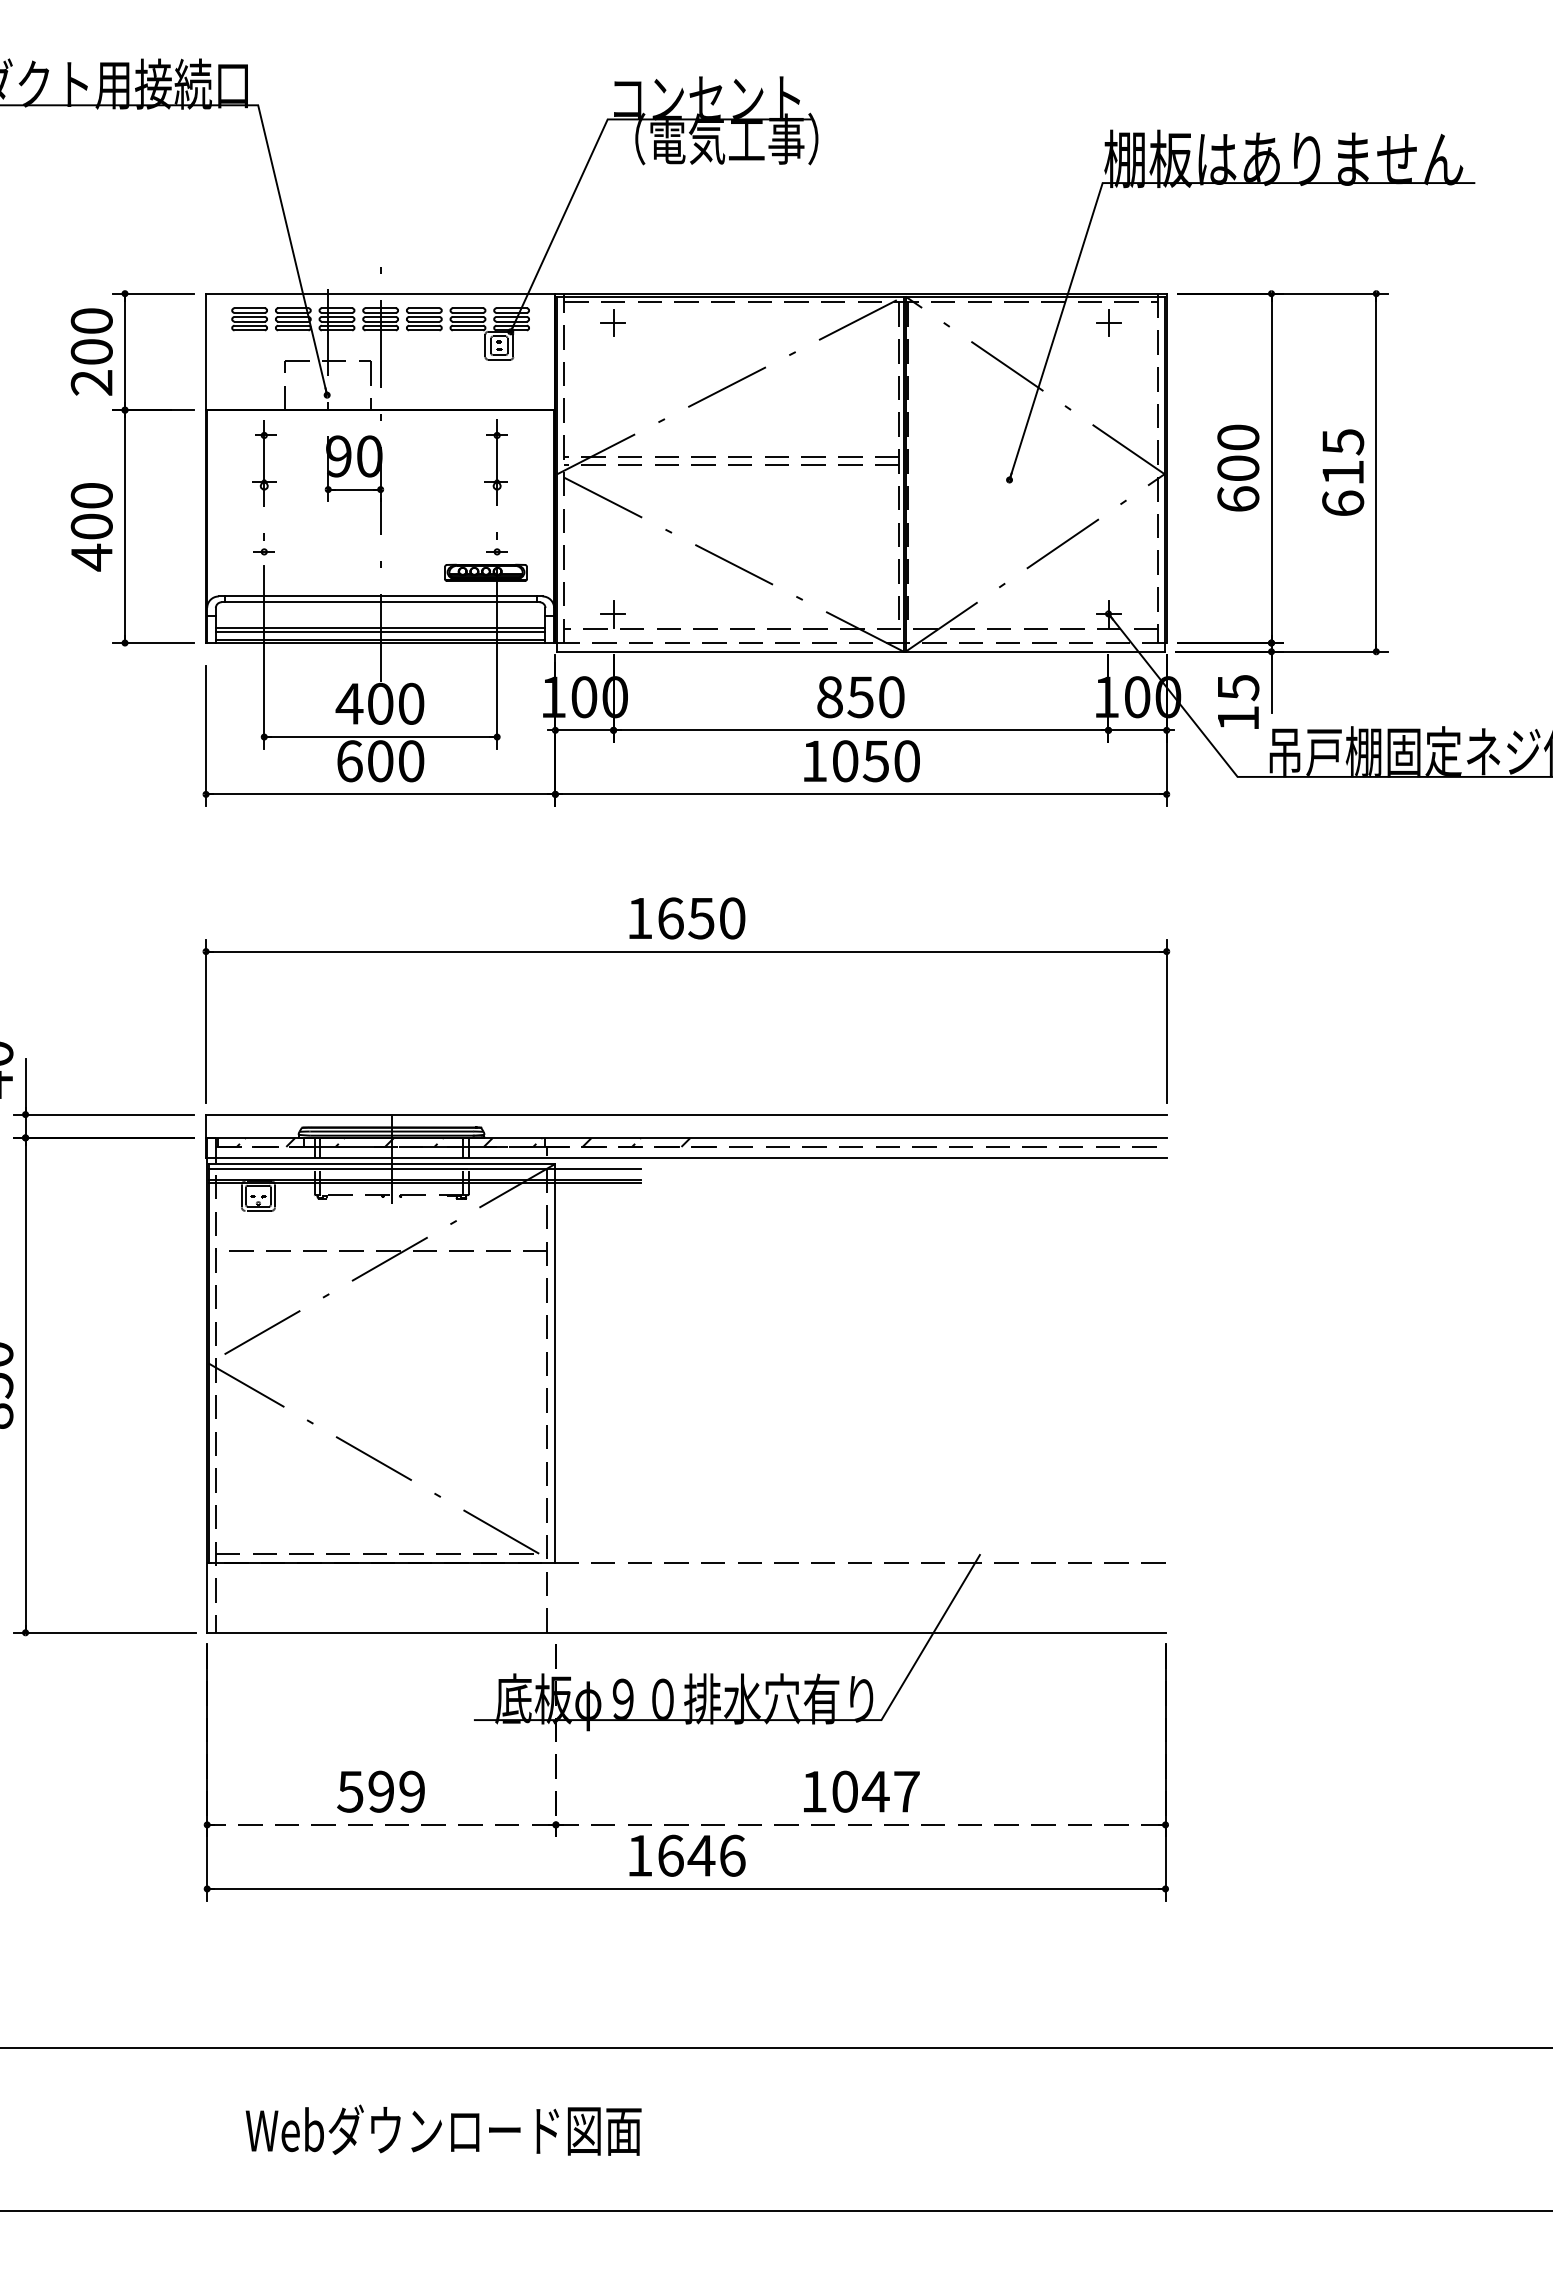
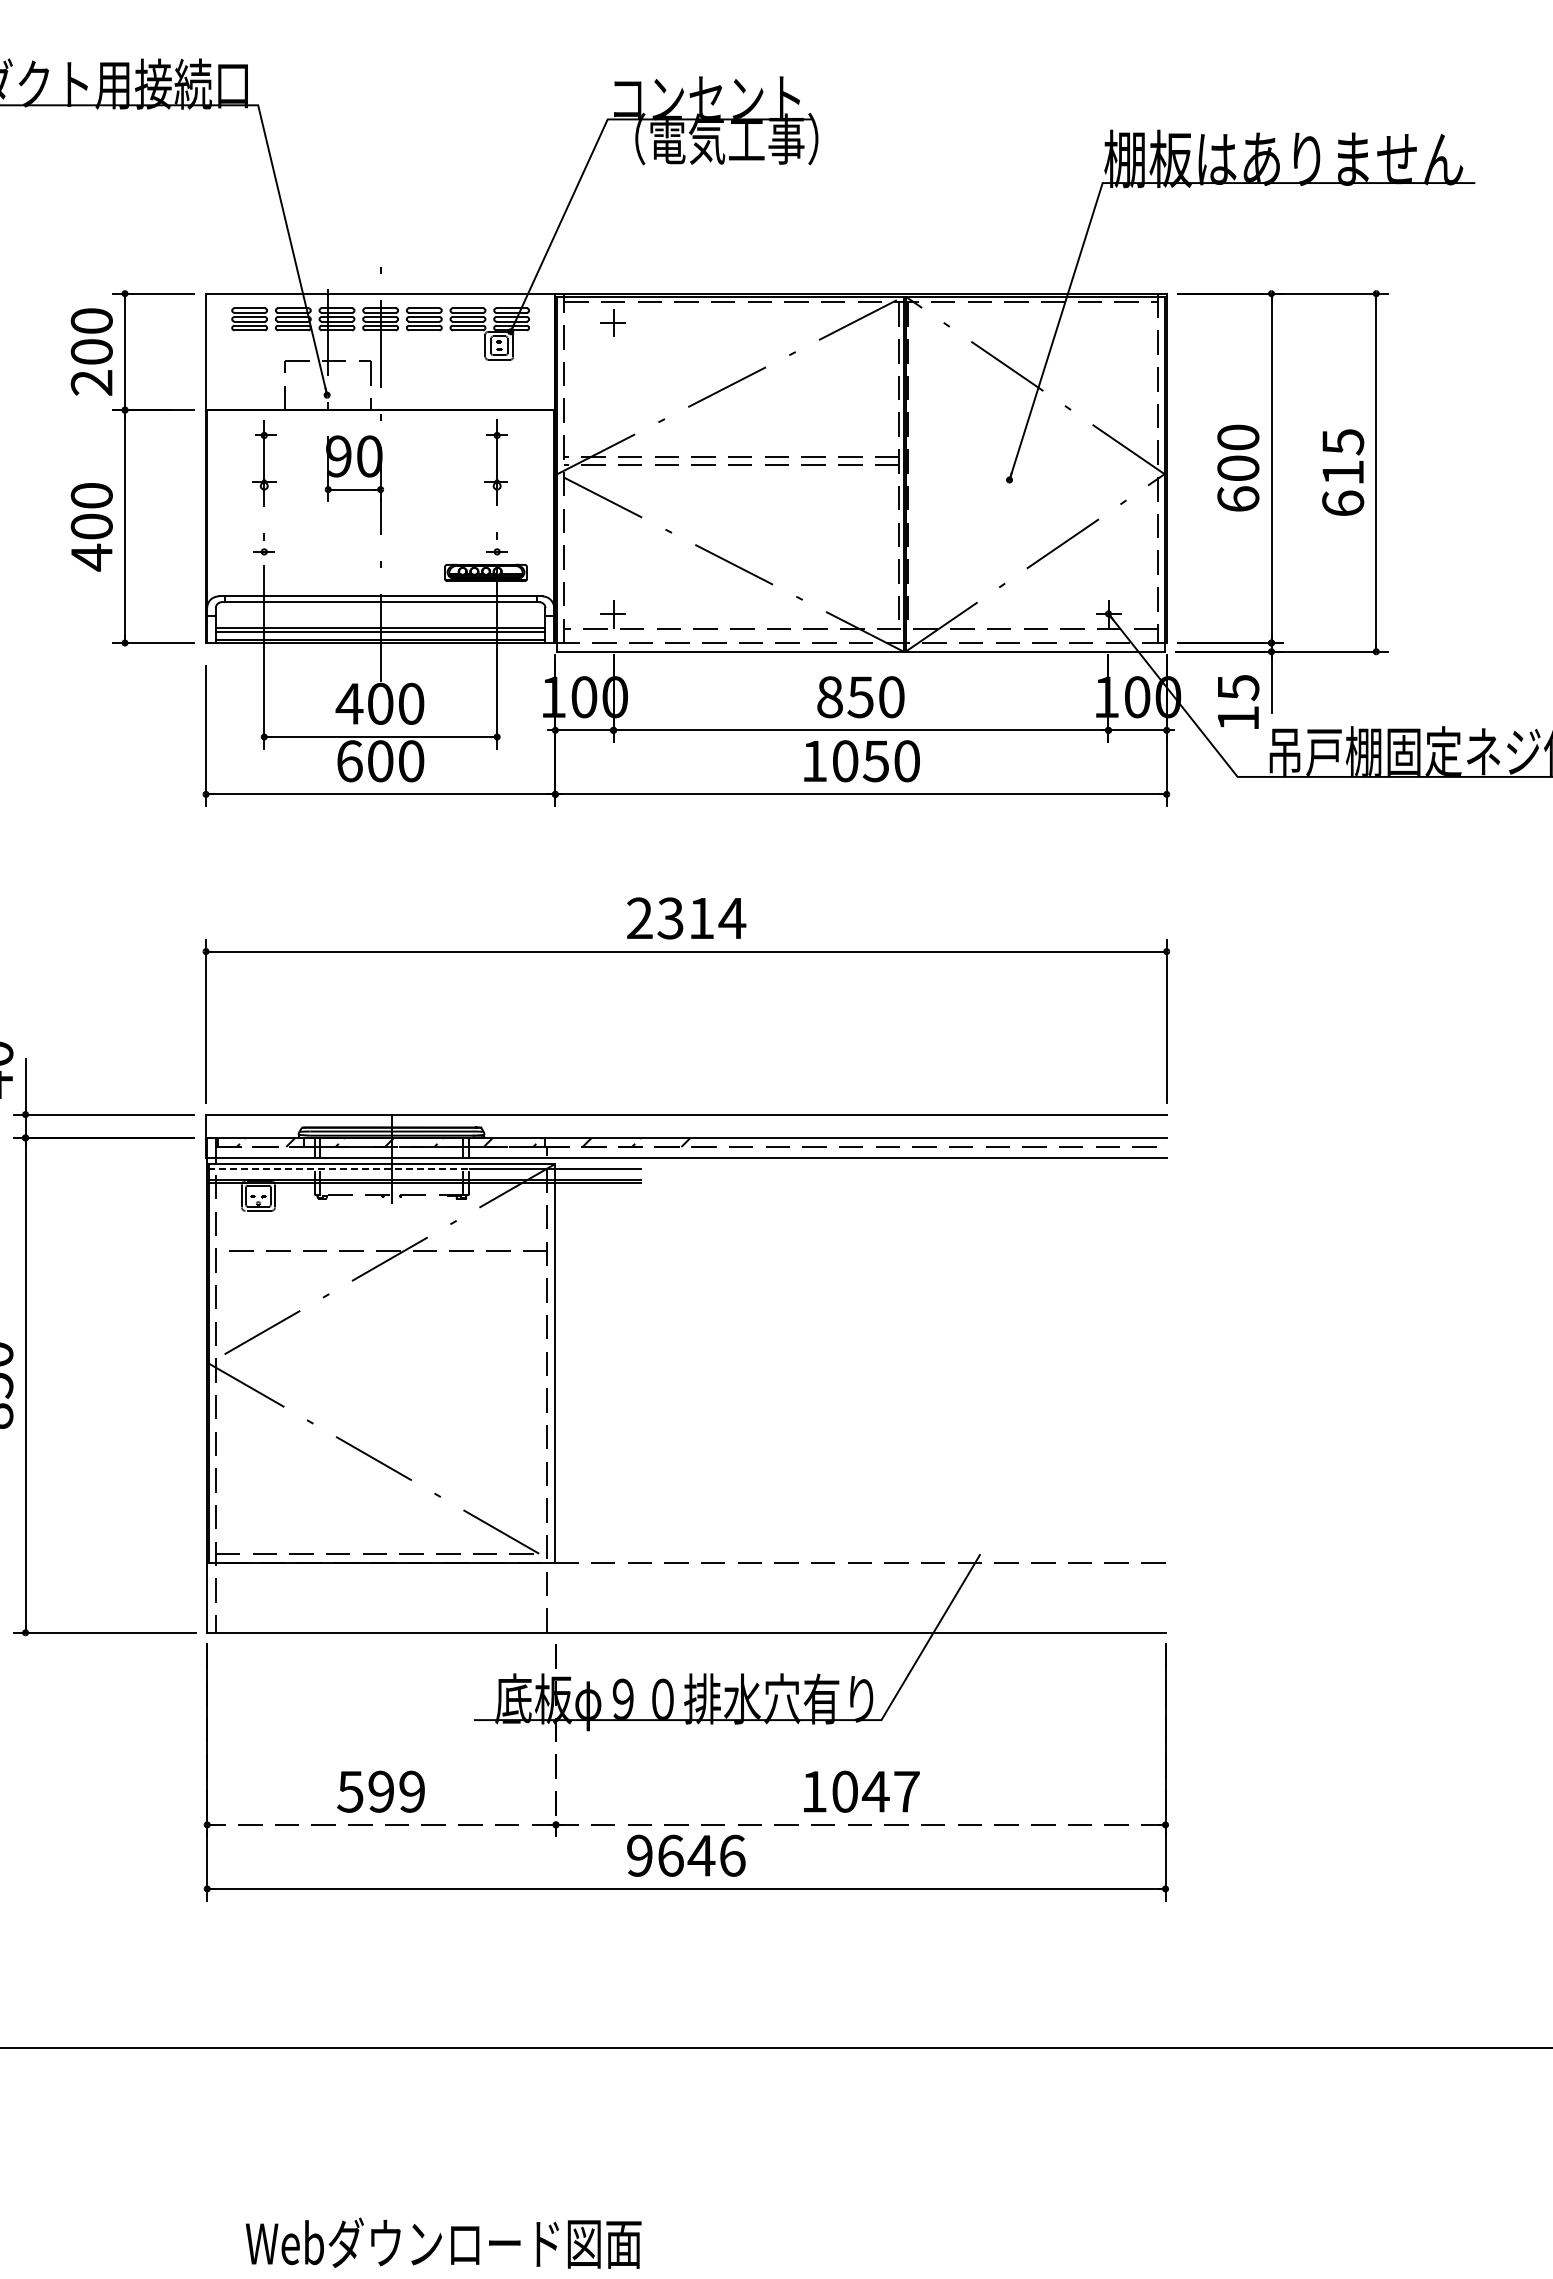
part: present -> none (1108, 322)
text: 1650 -> 2314 (686, 918)
line: solid -> dashed (338, 1168)
text: 1646 -> 9646 (639, 1855)
text position: (443, 2129) -> (443, 2242) (443, 2242)
line: present -> none (775, 2210)
